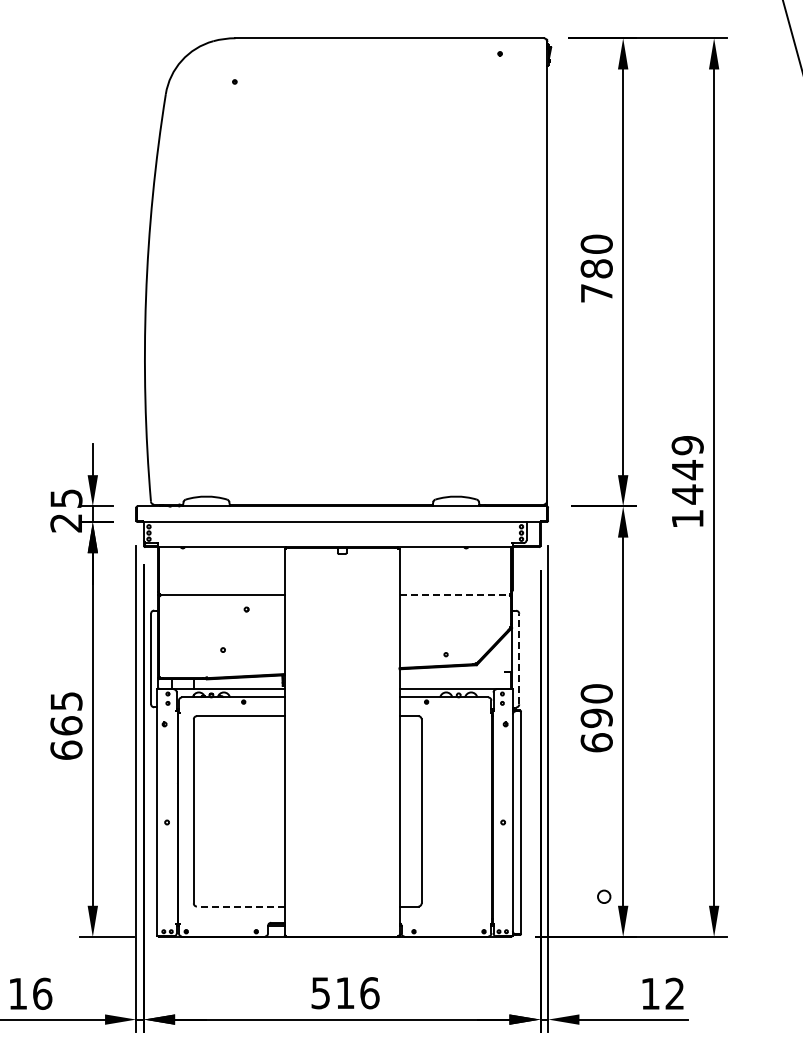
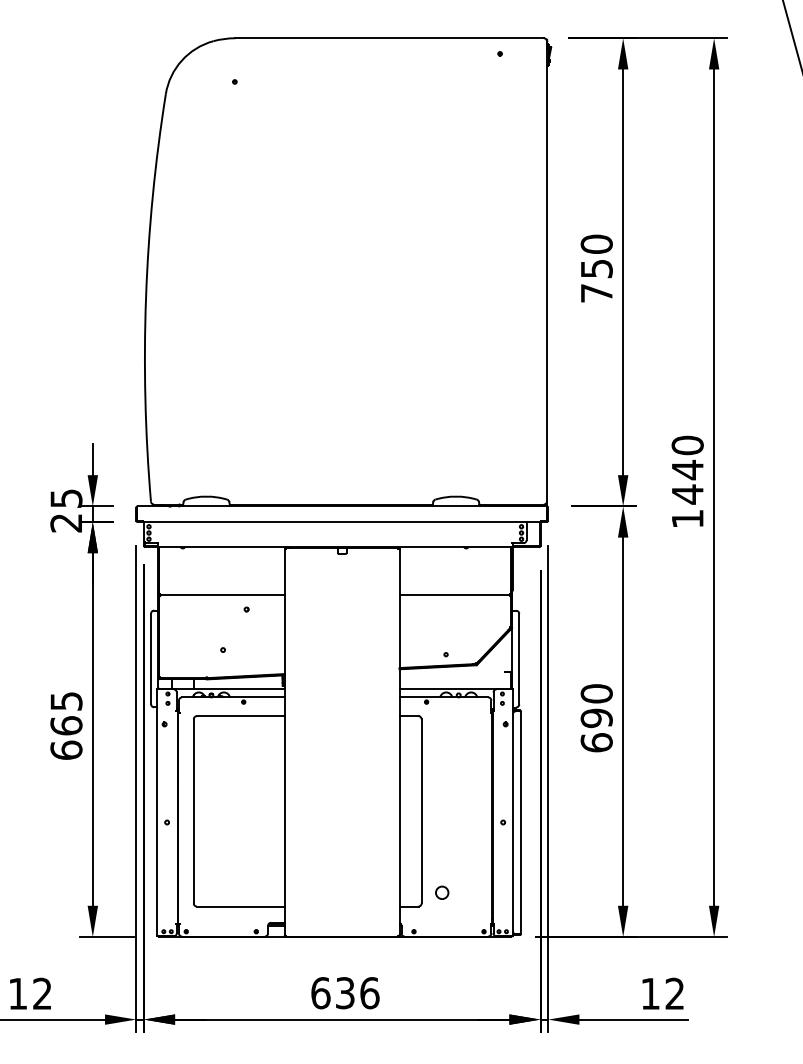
text: 780 -> 750 (596, 268)
text: 1449 -> 1440 (687, 445)
line: dashed -> solid (455, 595)
line: dashed -> solid (519, 658)
circle position: (604, 896) -> (442, 892) (442, 892)
line: dashed -> solid (240, 906)
text: 16 -> 12 (42, 993)
text: 516 -> 636 (332, 993)
